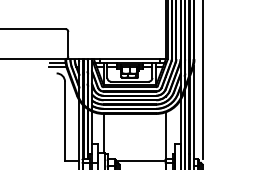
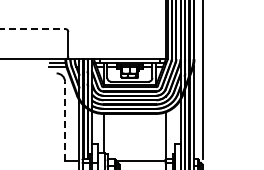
line: solid -> dashed (33, 29)
line: solid -> dashed (65, 120)
